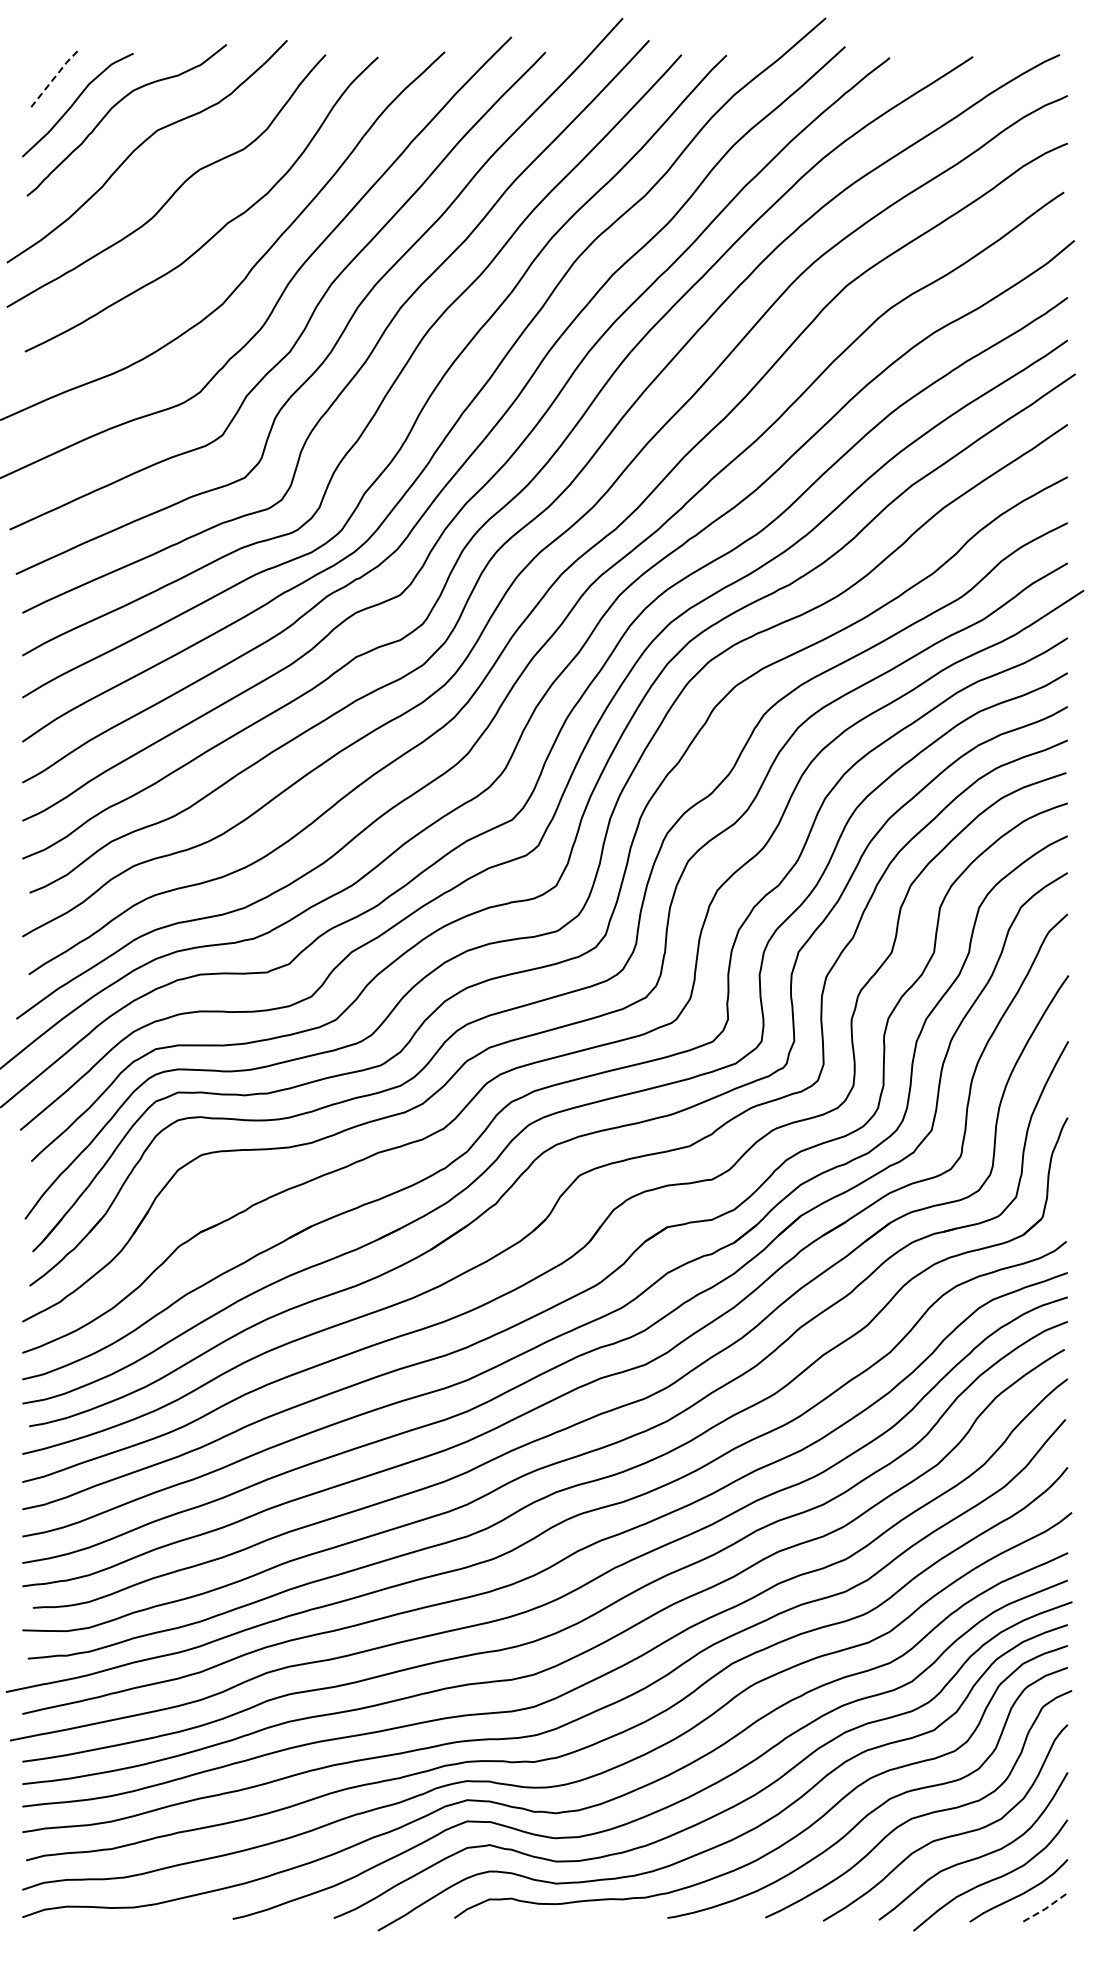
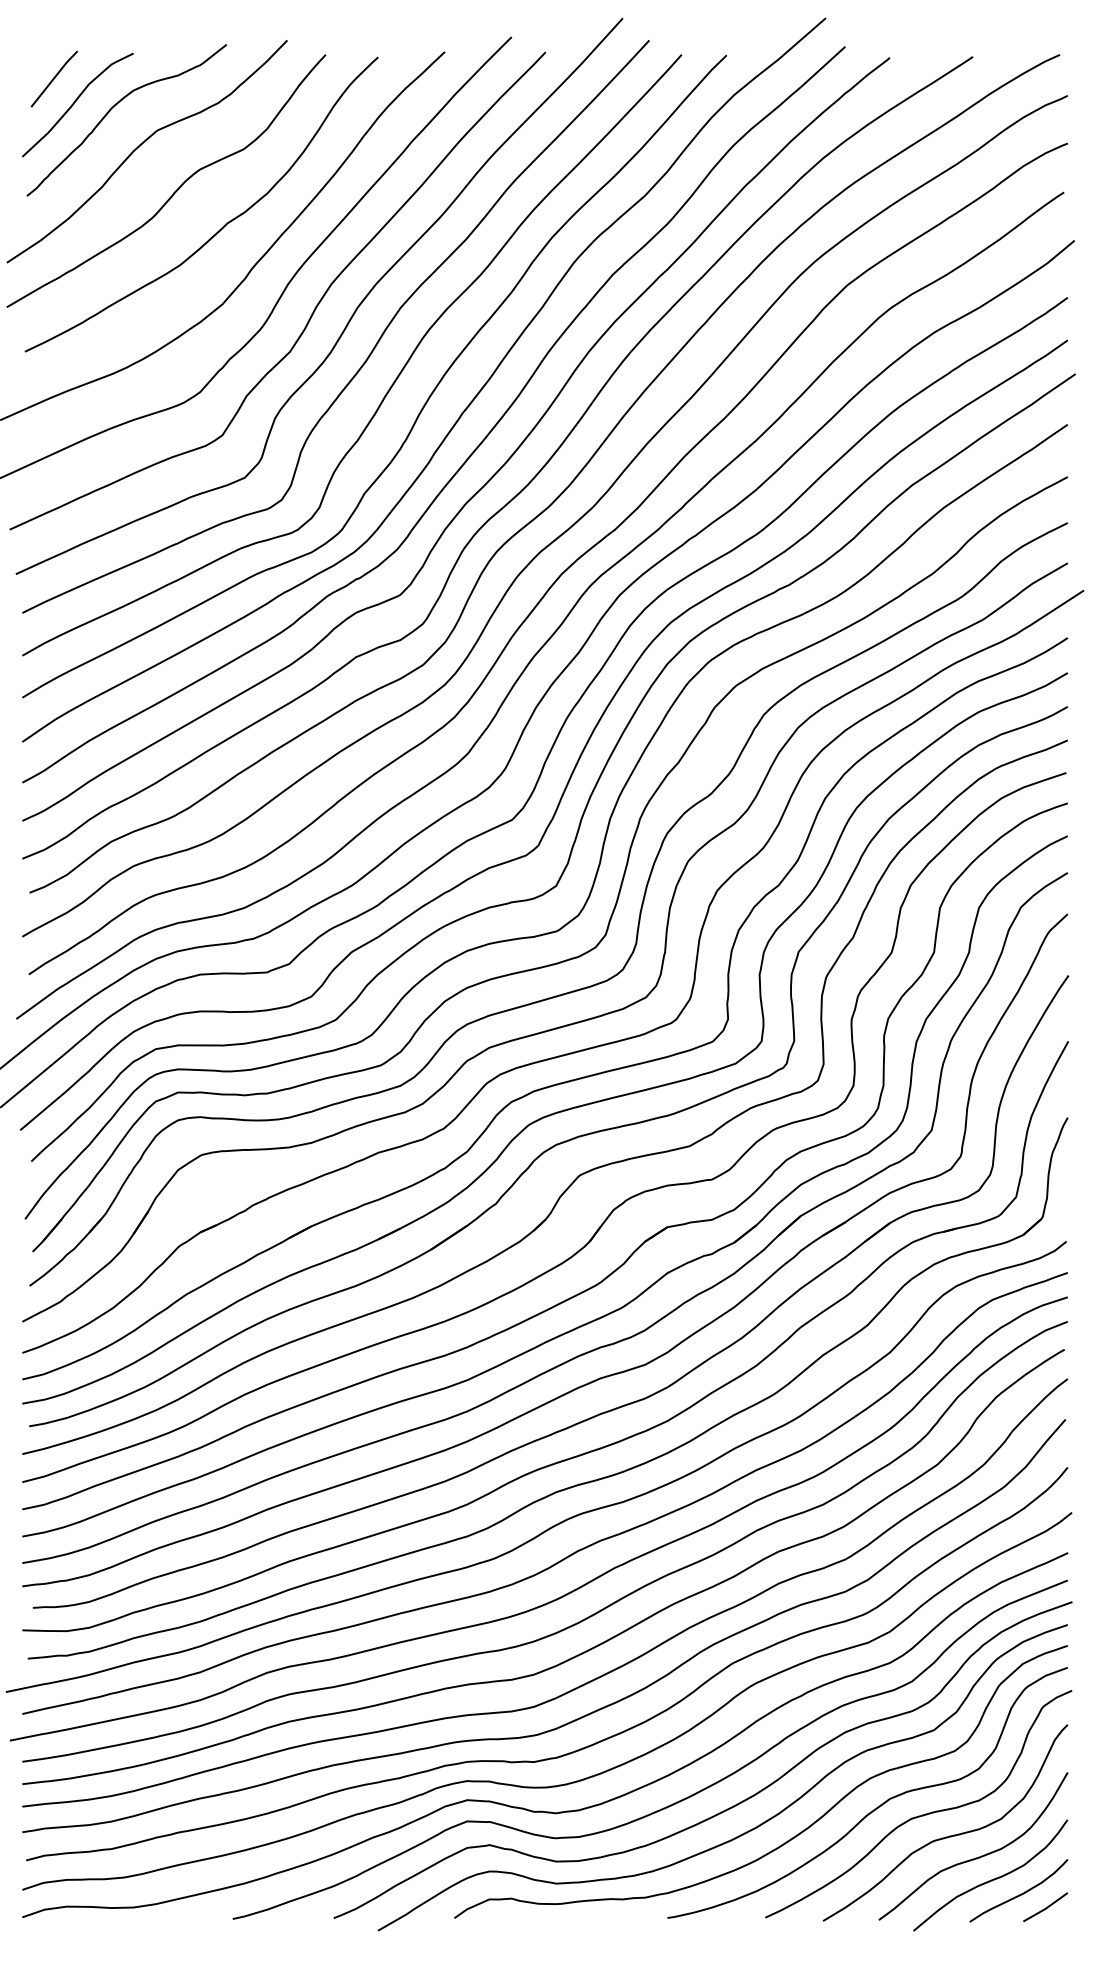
line: dashed -> solid (54, 78)
line: dashed -> solid (1046, 1908)
